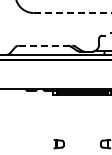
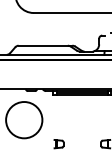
line: dashed -> solid (72, 13)
line: dashed -> solid (45, 45)
circle: none -> present (24, 120)
